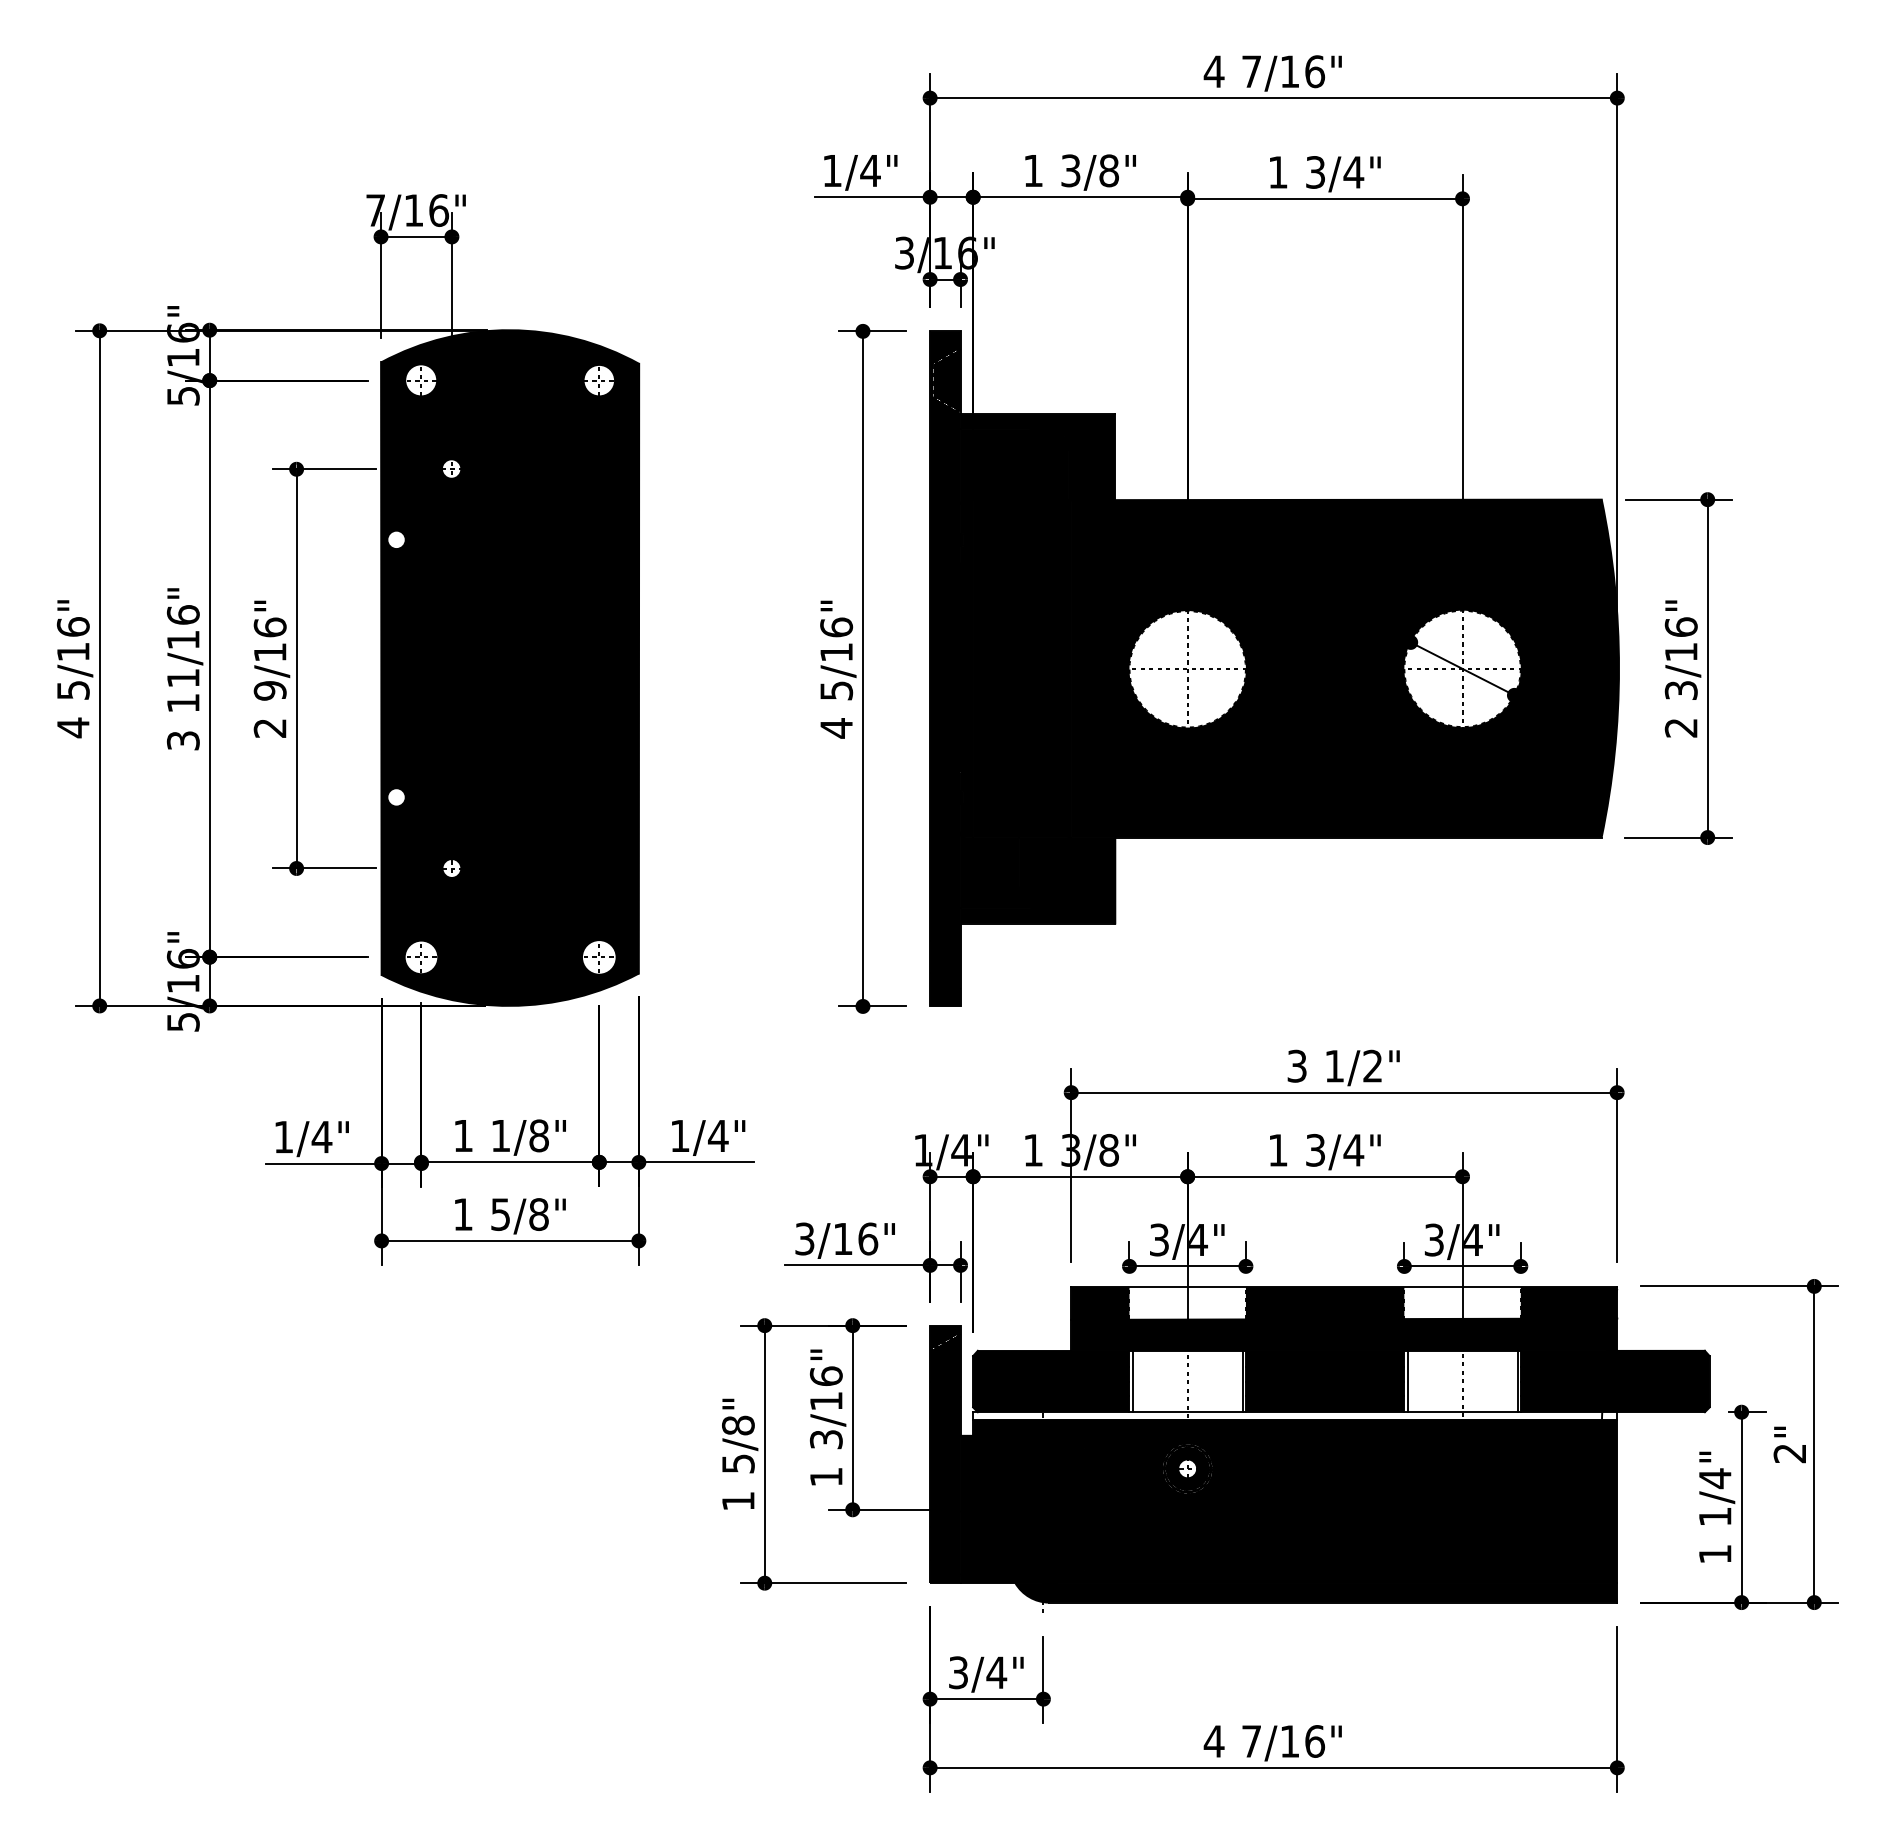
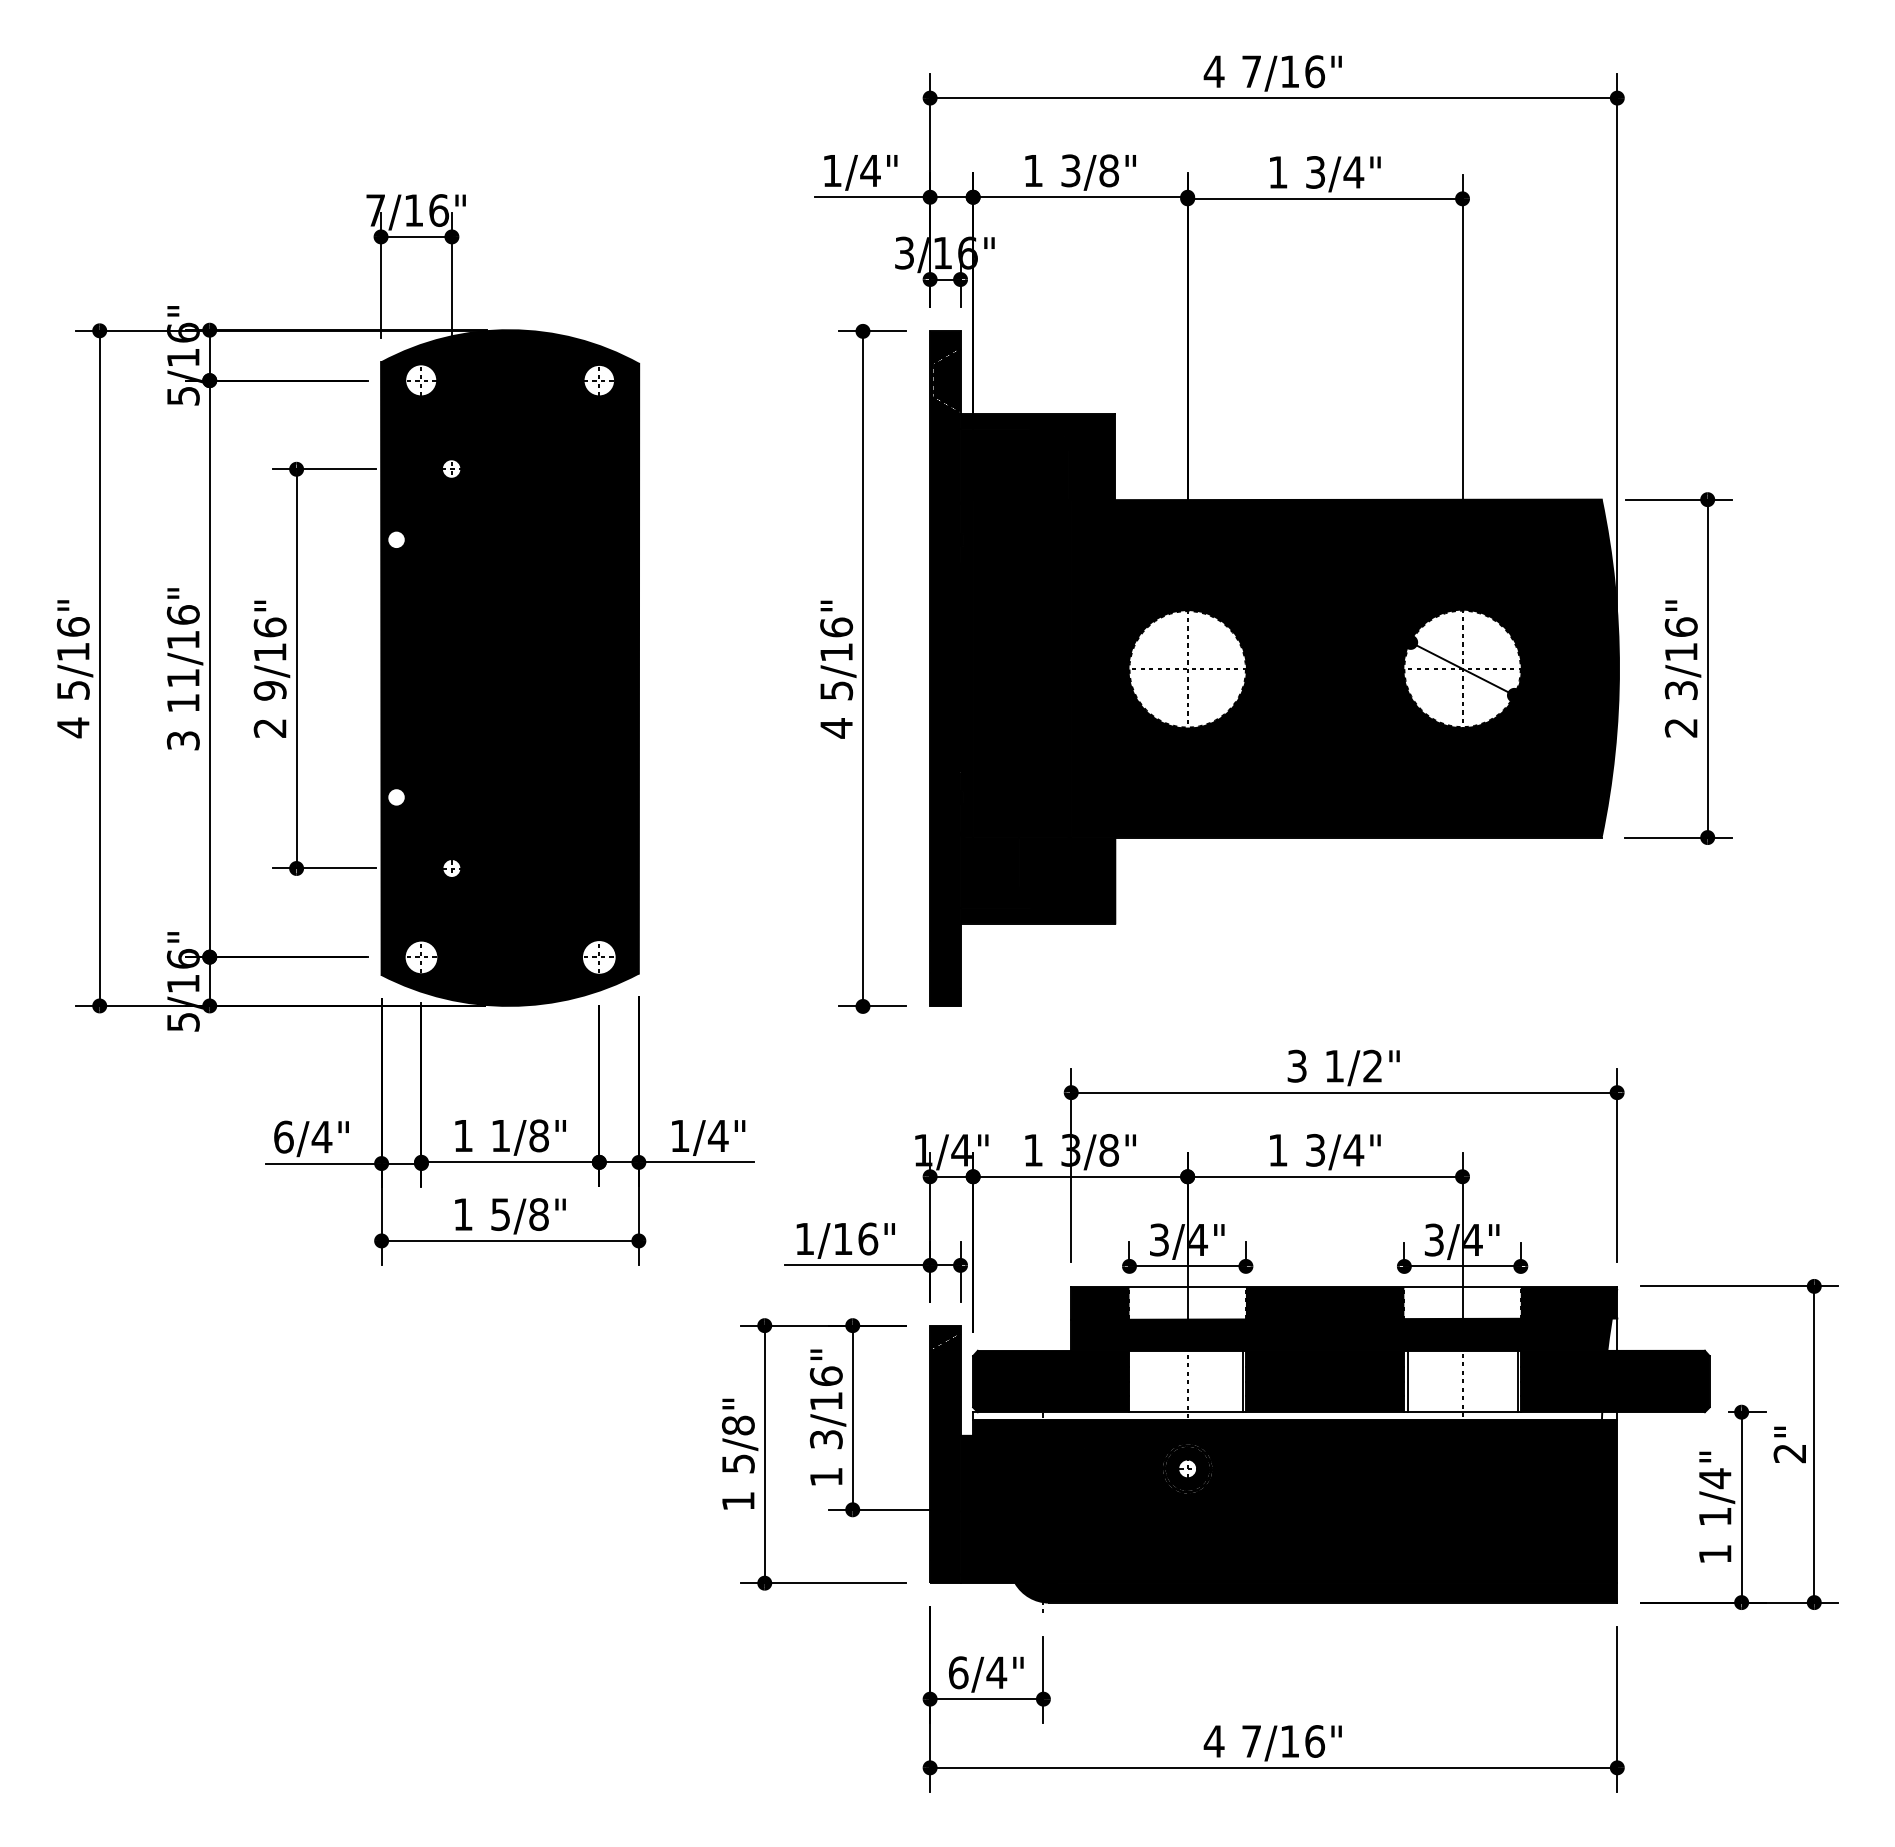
text: 1/4" -> 6/4" (283, 1136)
text: 3/16" -> 1/16" (804, 1238)
fill: present -> none (1612, 1334)
line: present -> none (1132, 1381)
text: 3/4" -> 6/4" (958, 1672)
